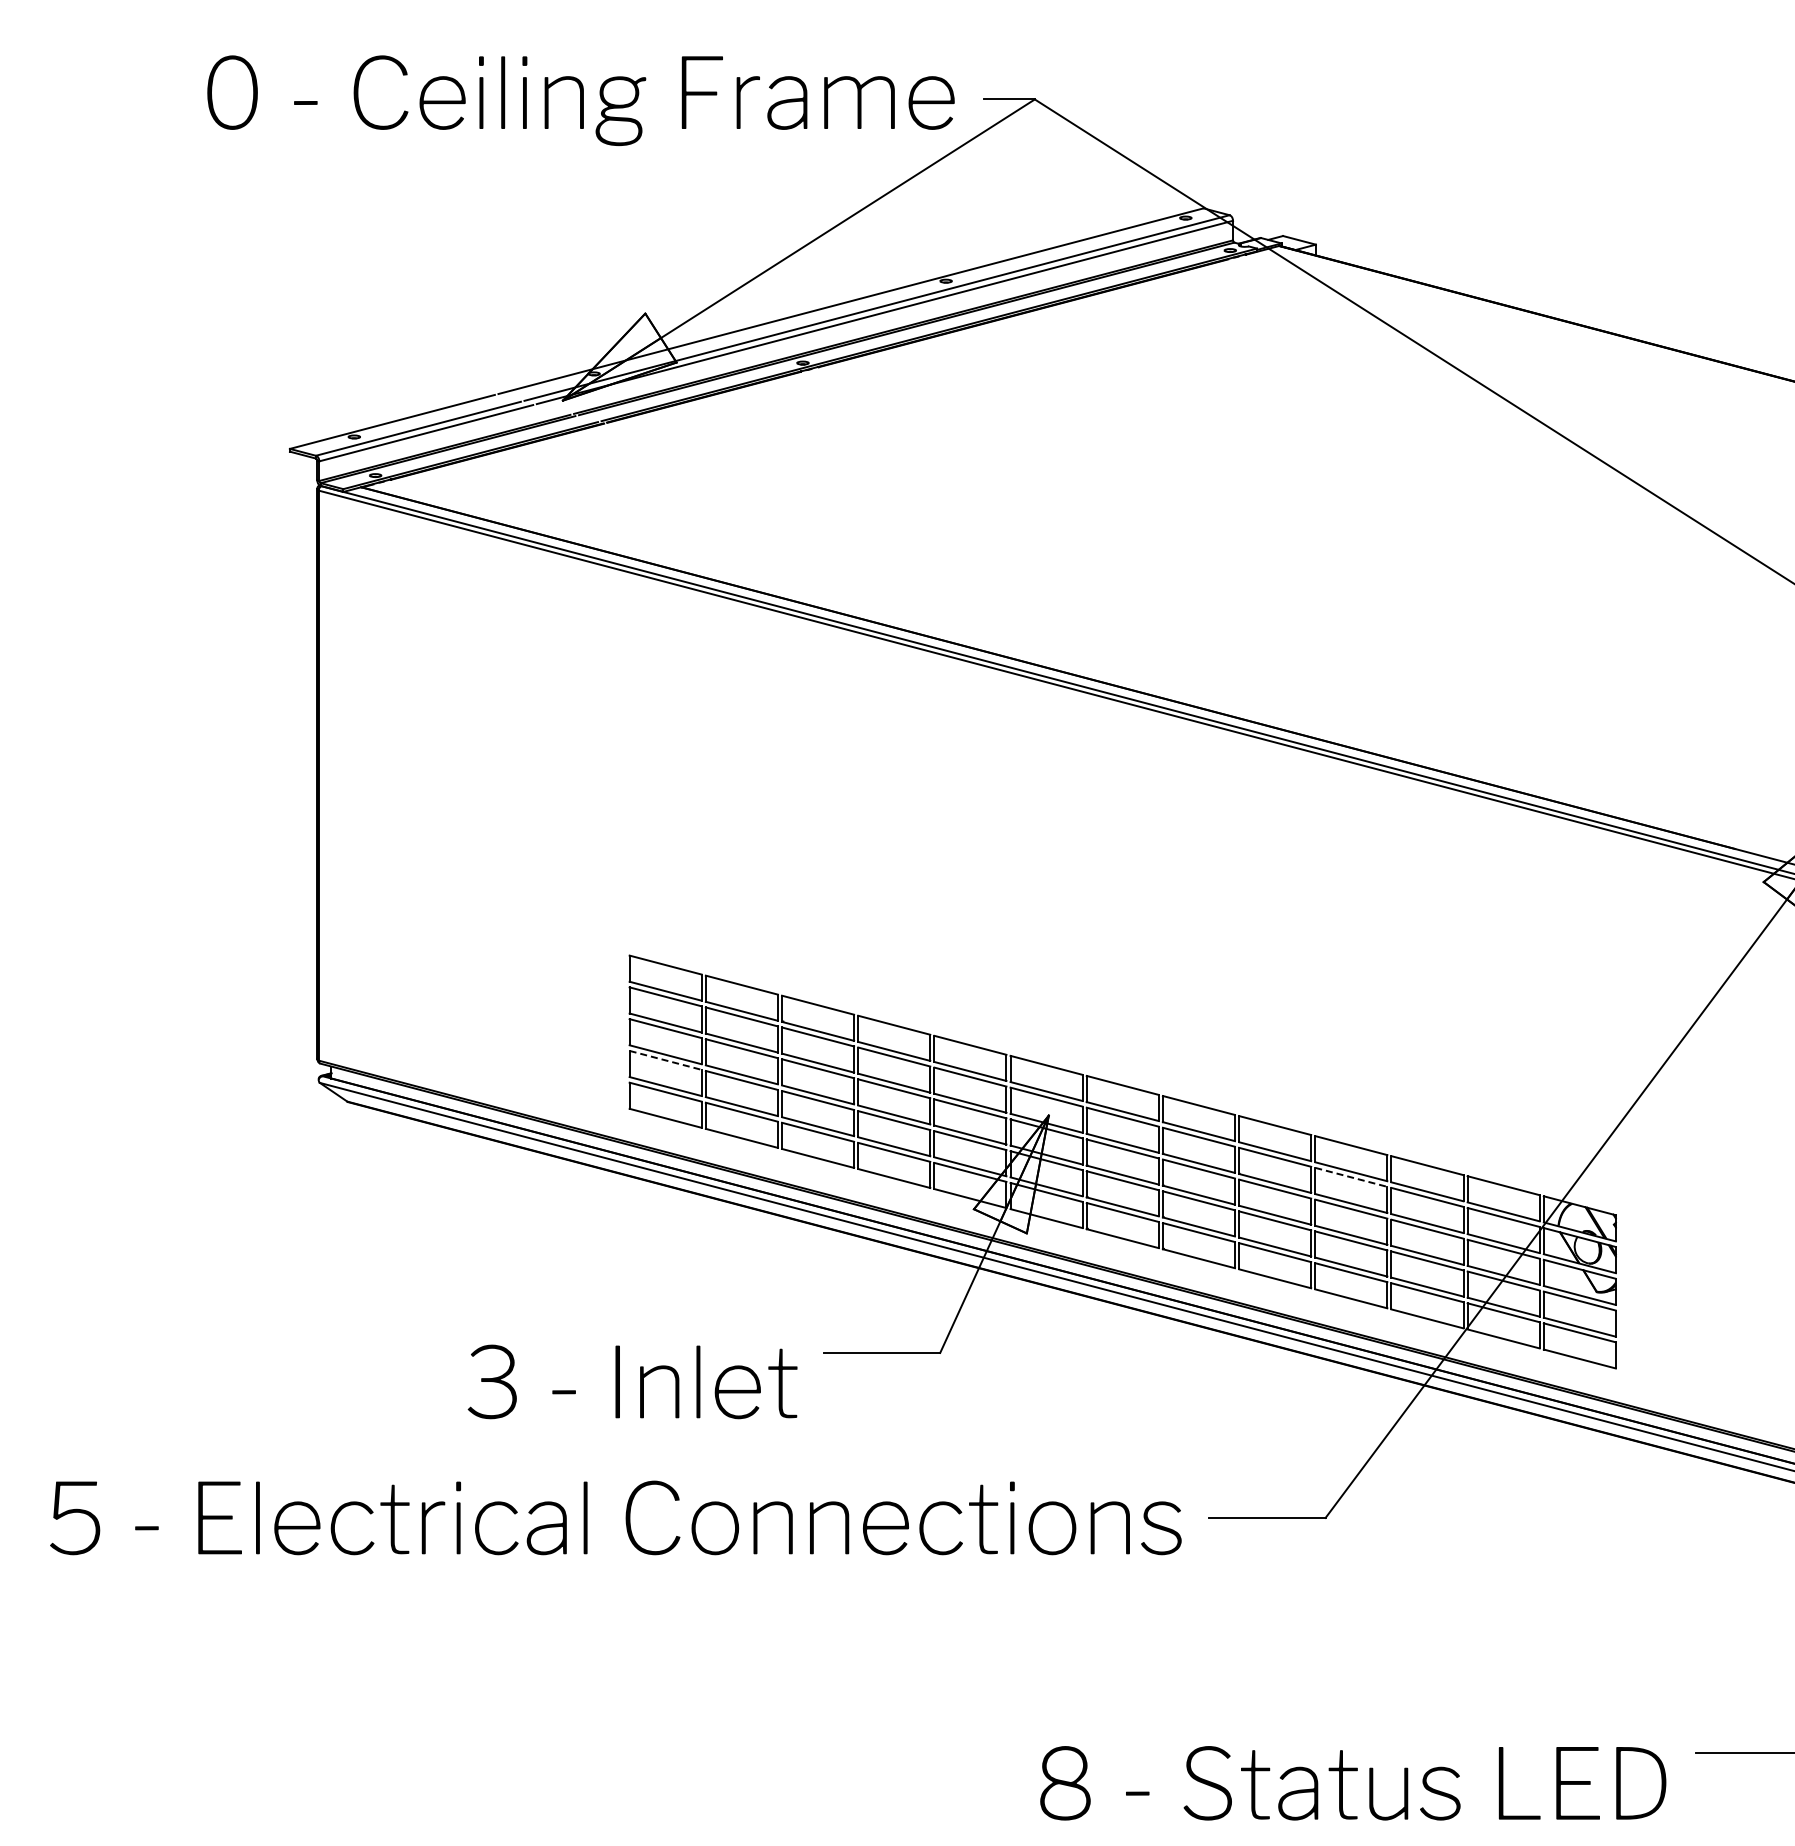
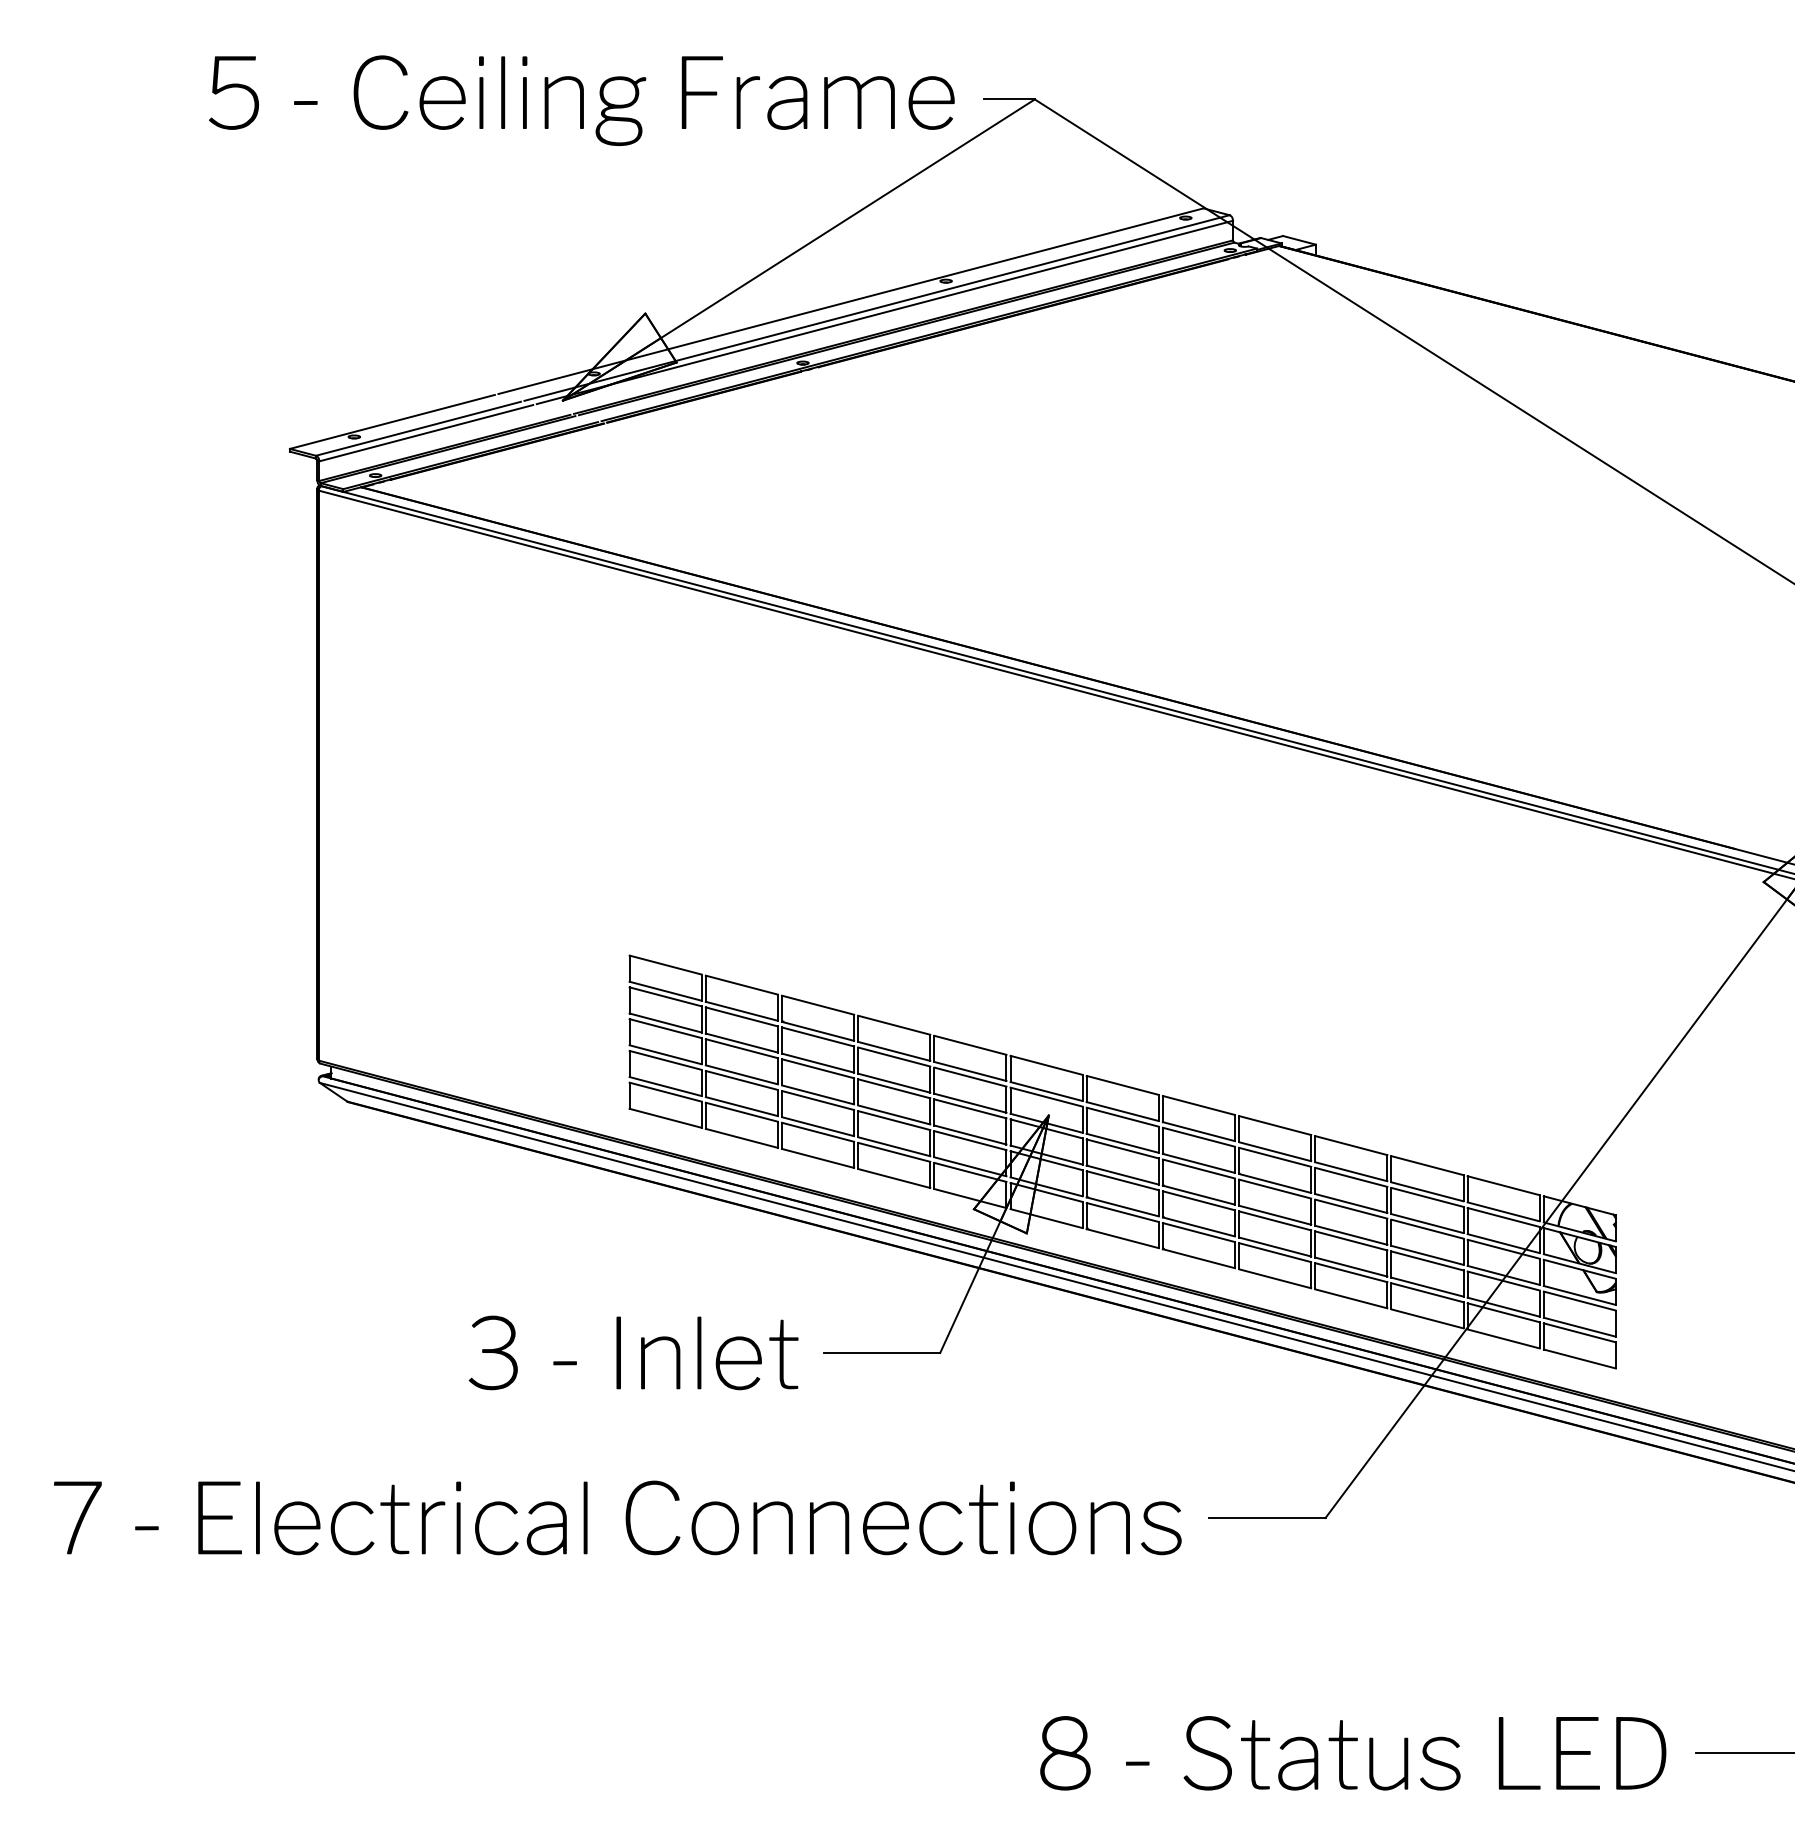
text: 0 -> 5 (232, 92)
line: dashed -> solid (666, 1060)
line: dashed -> solid (1351, 1177)
text position: (632, 1381) -> (633, 1352) (633, 1352)
text: 5 -> 7 (75, 1518)
text position: (1353, 1783) -> (1353, 1753) (1353, 1753)
